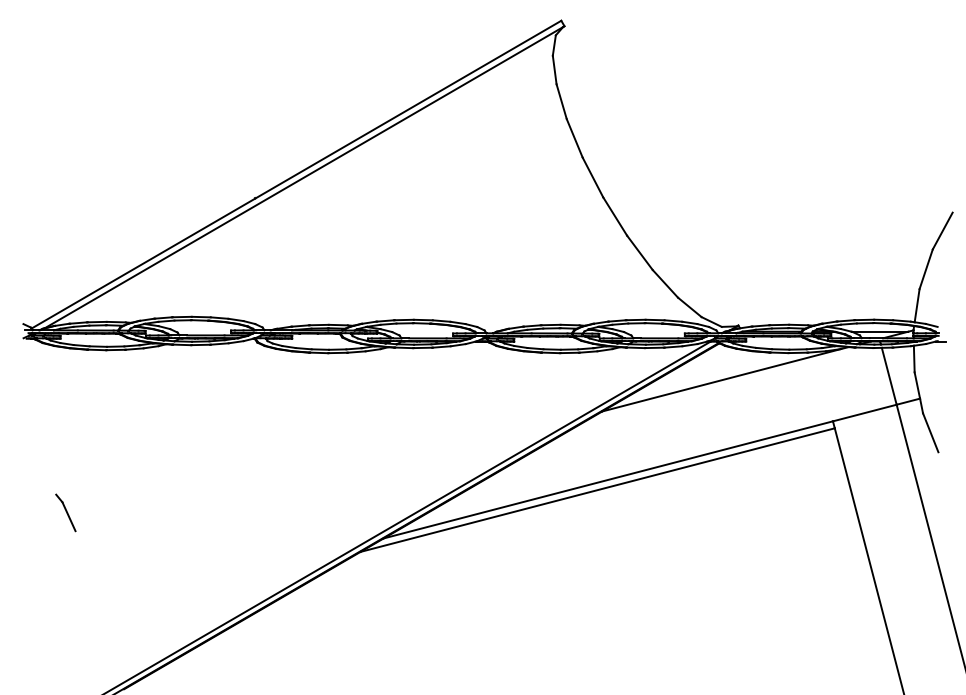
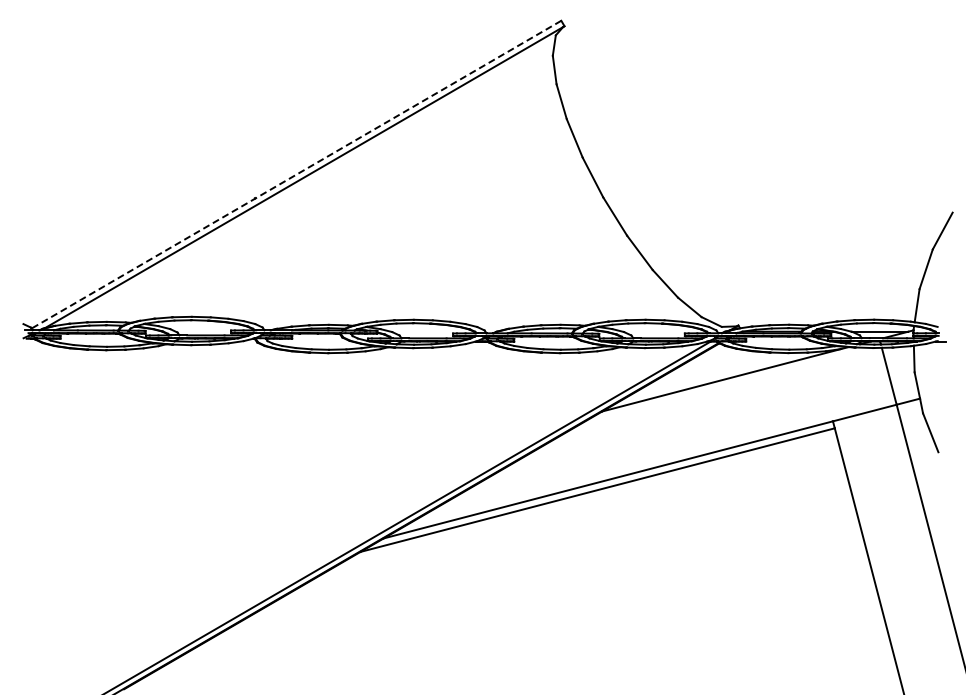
line: solid -> dashed (296, 174)
part: present -> none (65, 512)
